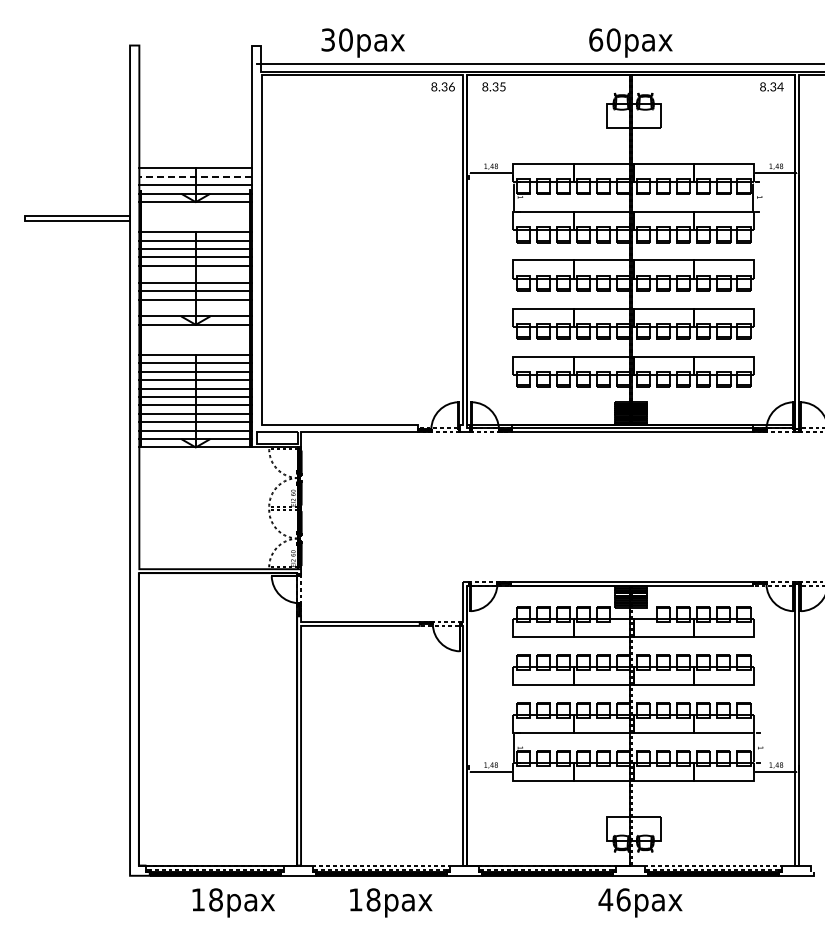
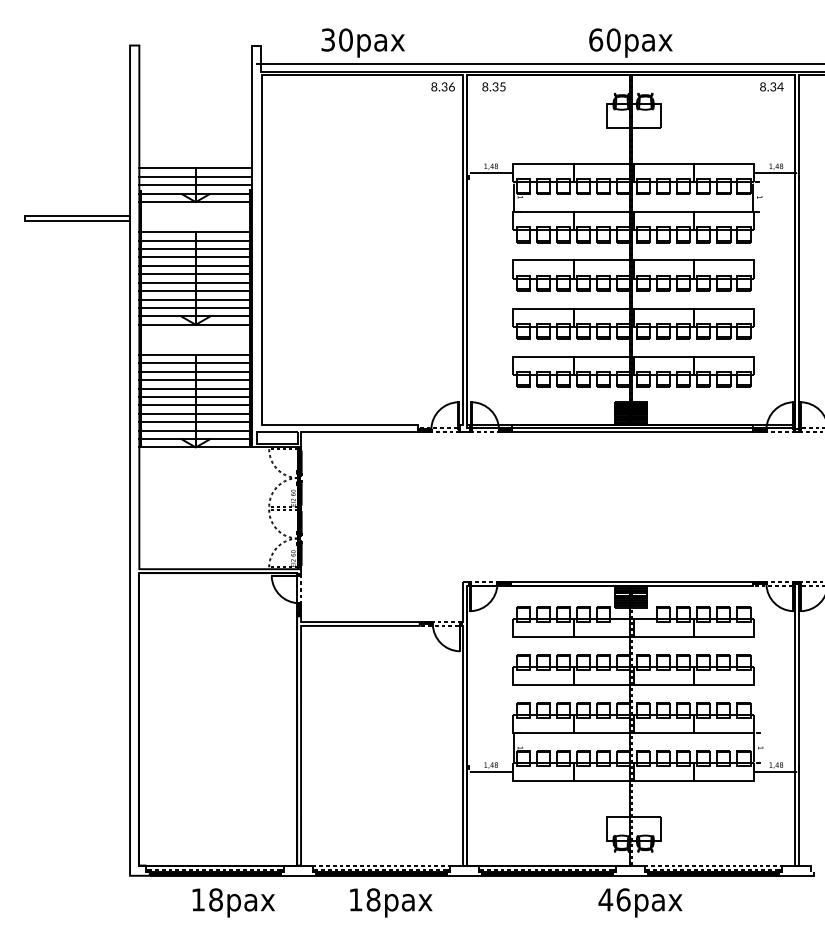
line: dashed -> solid (195, 176)
line: none -> present (195, 274)
line: none -> present (195, 307)
